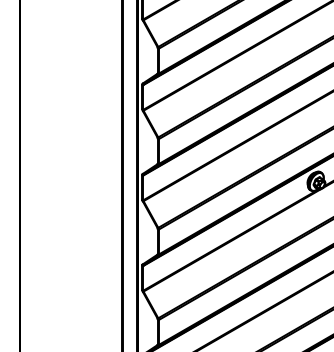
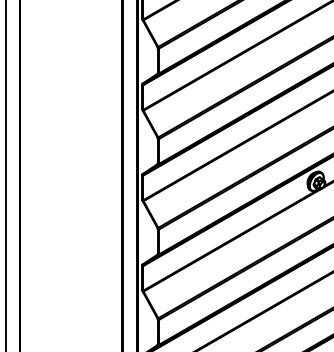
line: none -> present (5, 175)
